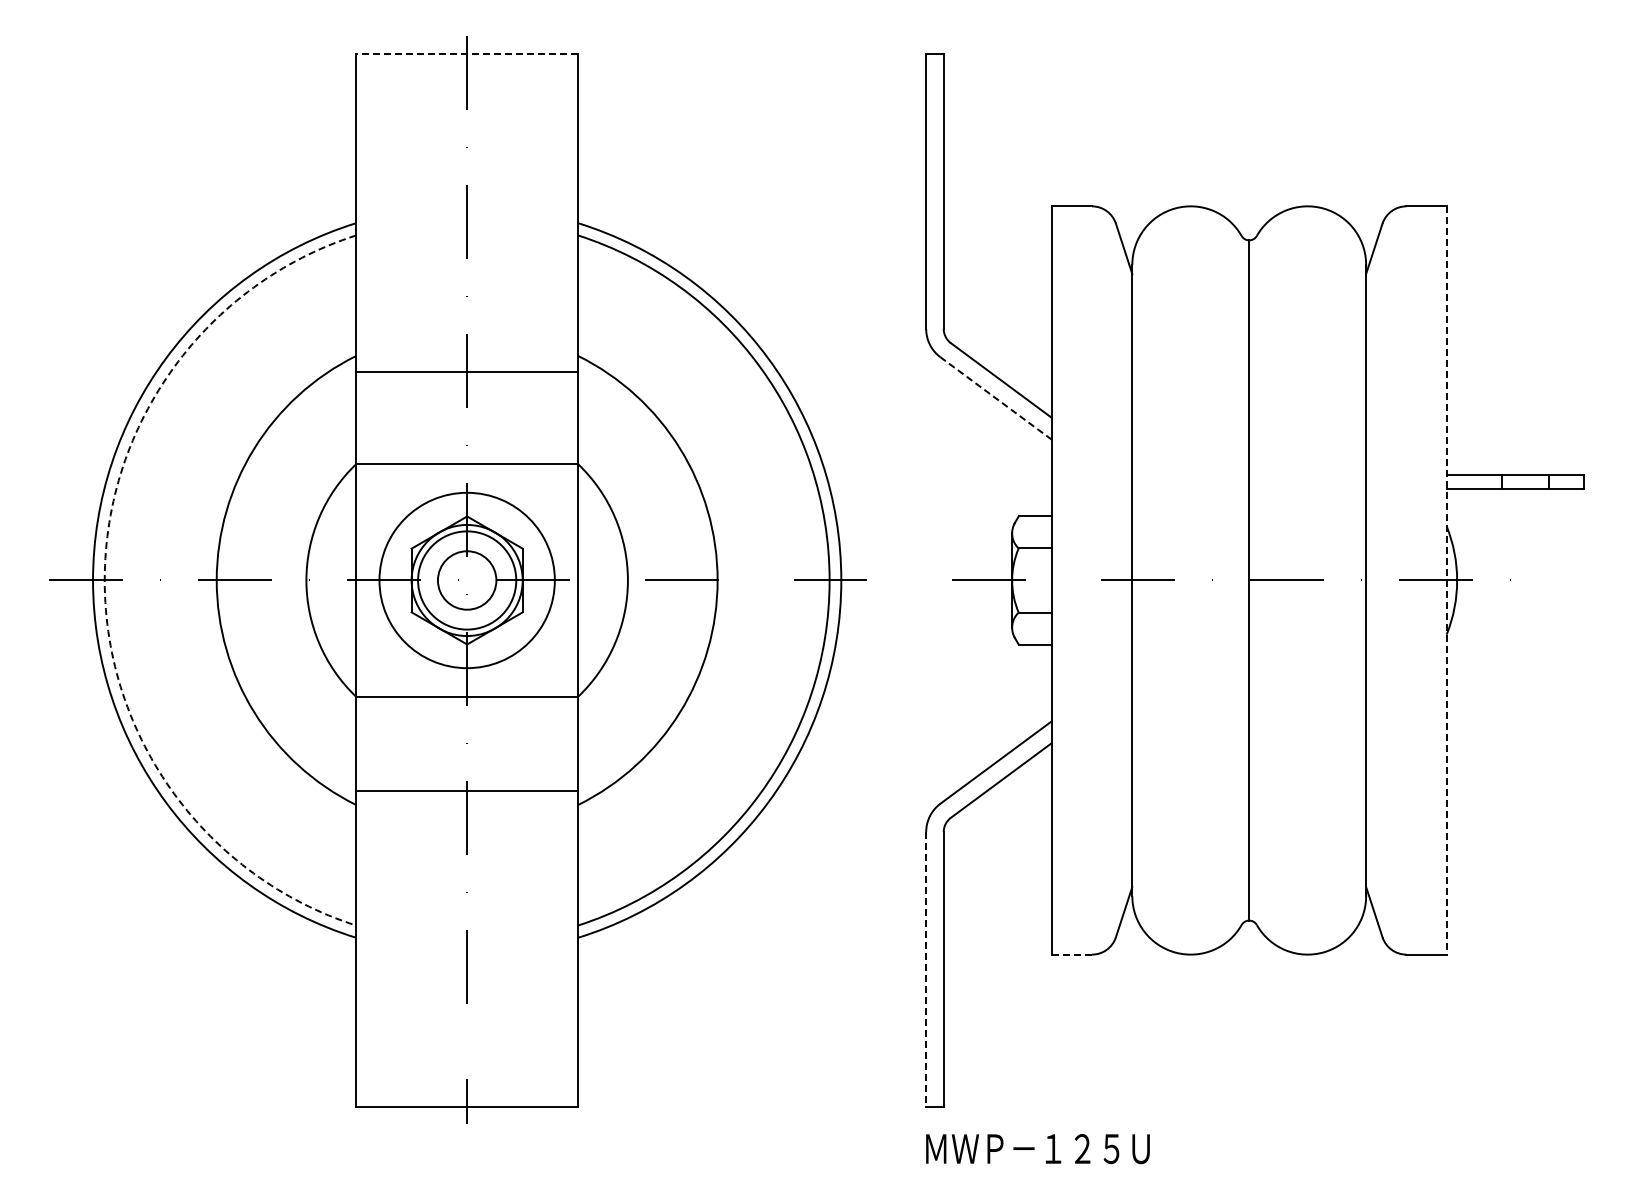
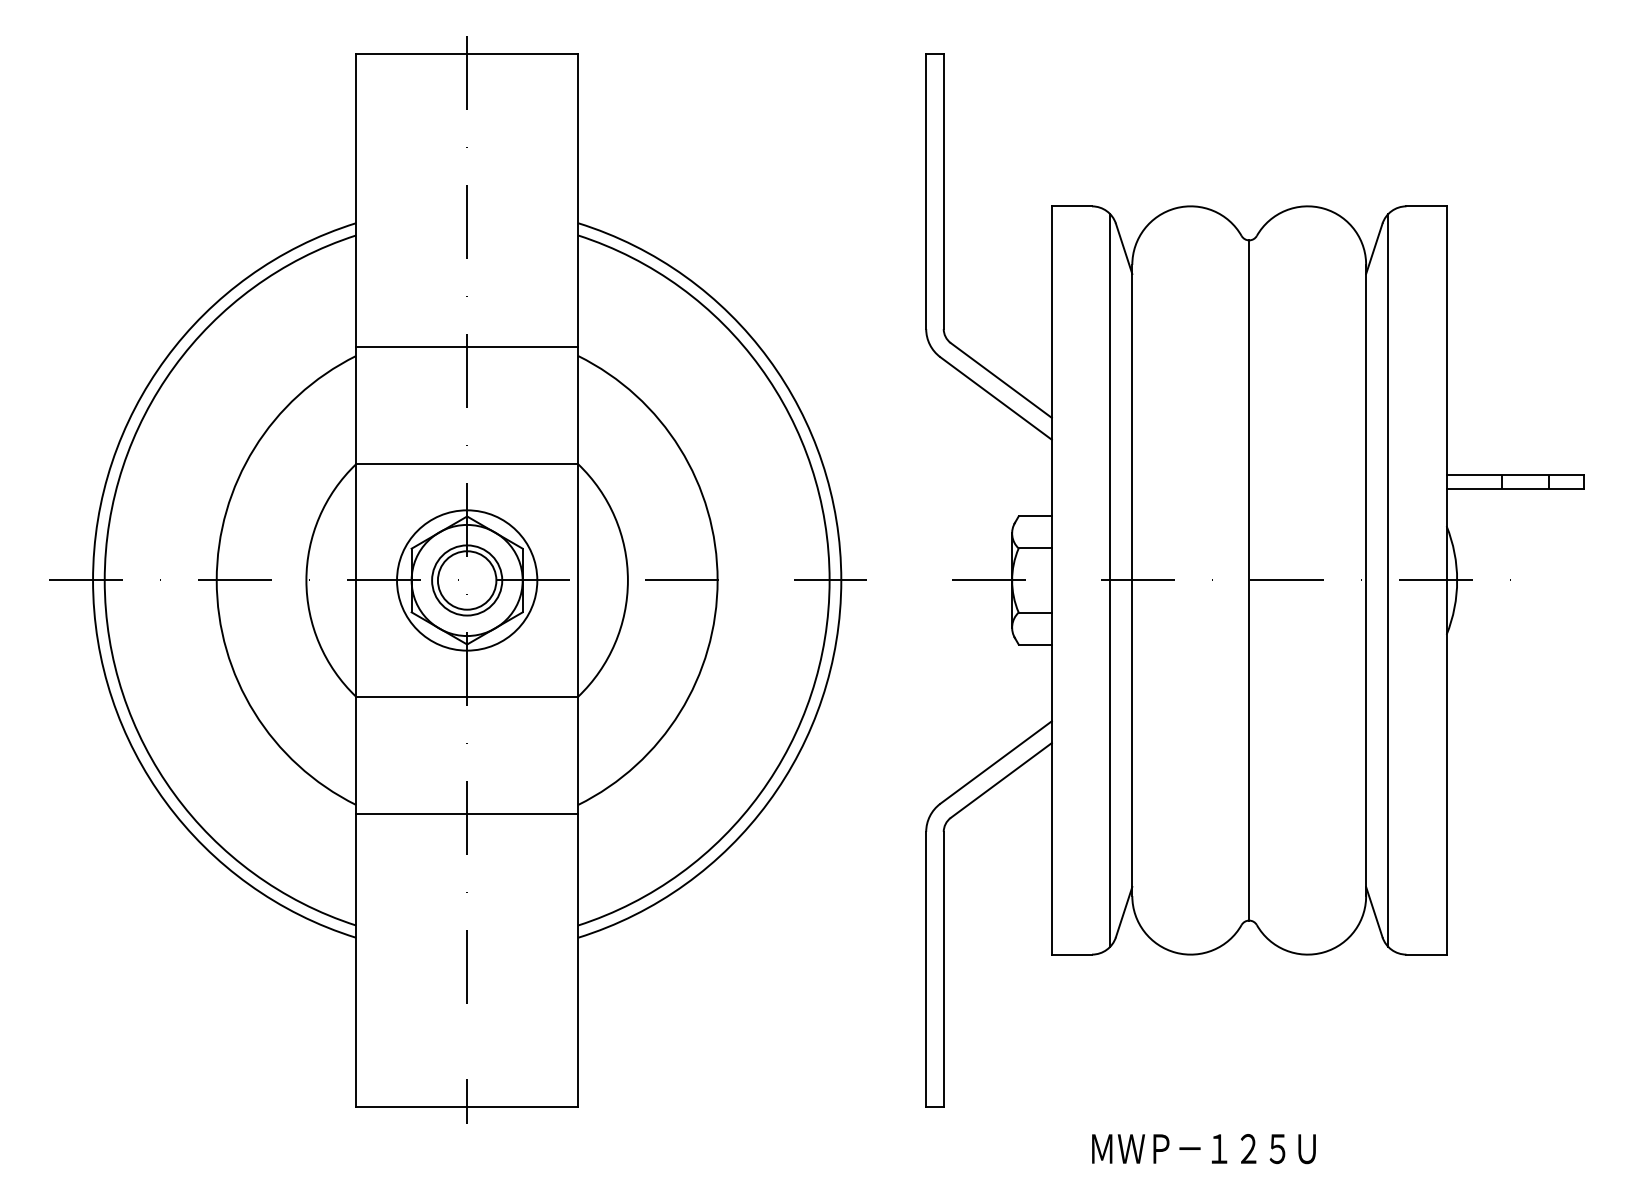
line: dashed -> solid (466, 54)
line position: (467, 371) -> (467, 346) (467, 346)
line: dashed -> solid (995, 398)
arc: dashed -> solid (104, 580)
circle diameter: 175 px -> 140 px (467, 580)
circle diameter: 98 px -> 70 px (467, 580)
line: none -> present (1110, 580)
line: none -> present (1388, 580)
line: dashed -> solid (1446, 580)
line position: (467, 791) -> (467, 814) (467, 814)
line: dashed -> solid (1072, 954)
line: dashed -> solid (926, 969)
text position: (1037, 1149) -> (1203, 1149) (1203, 1149)
